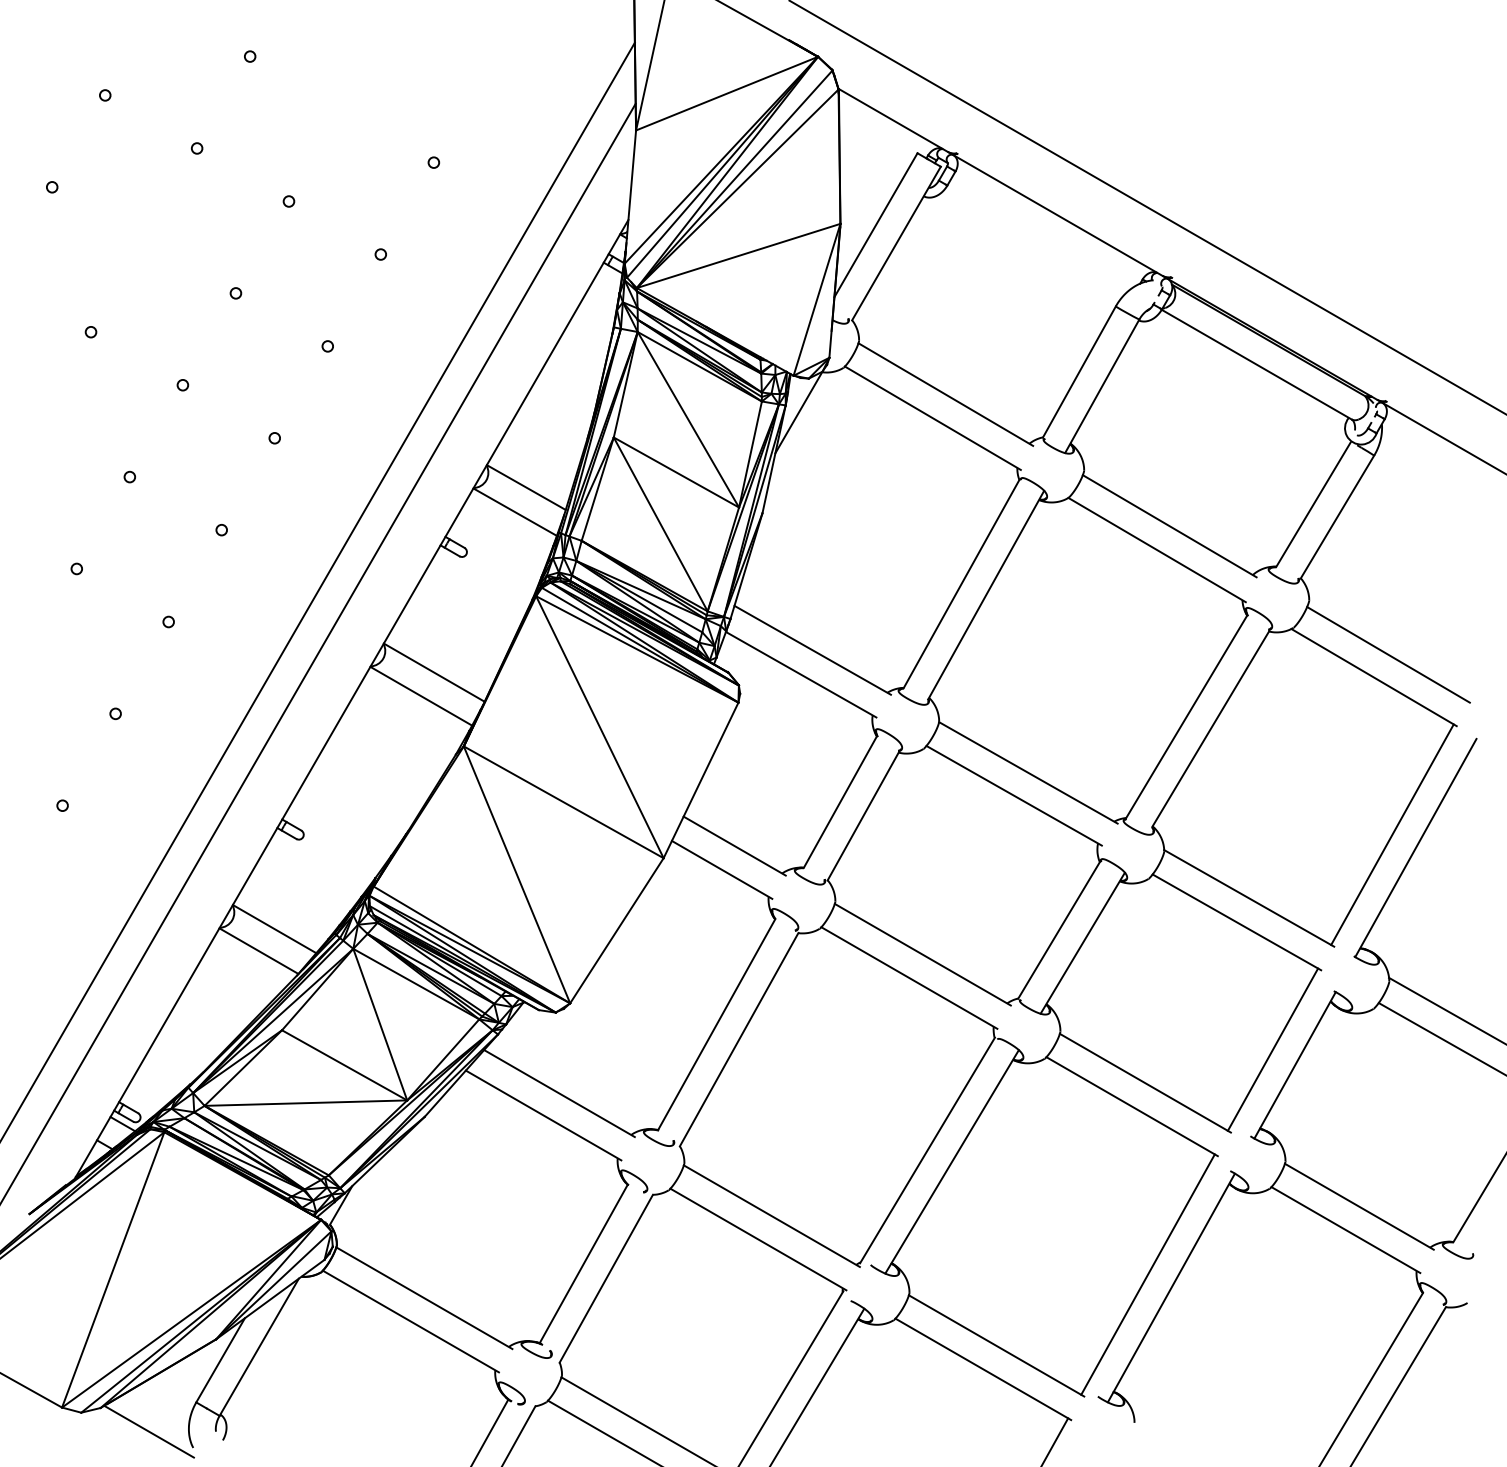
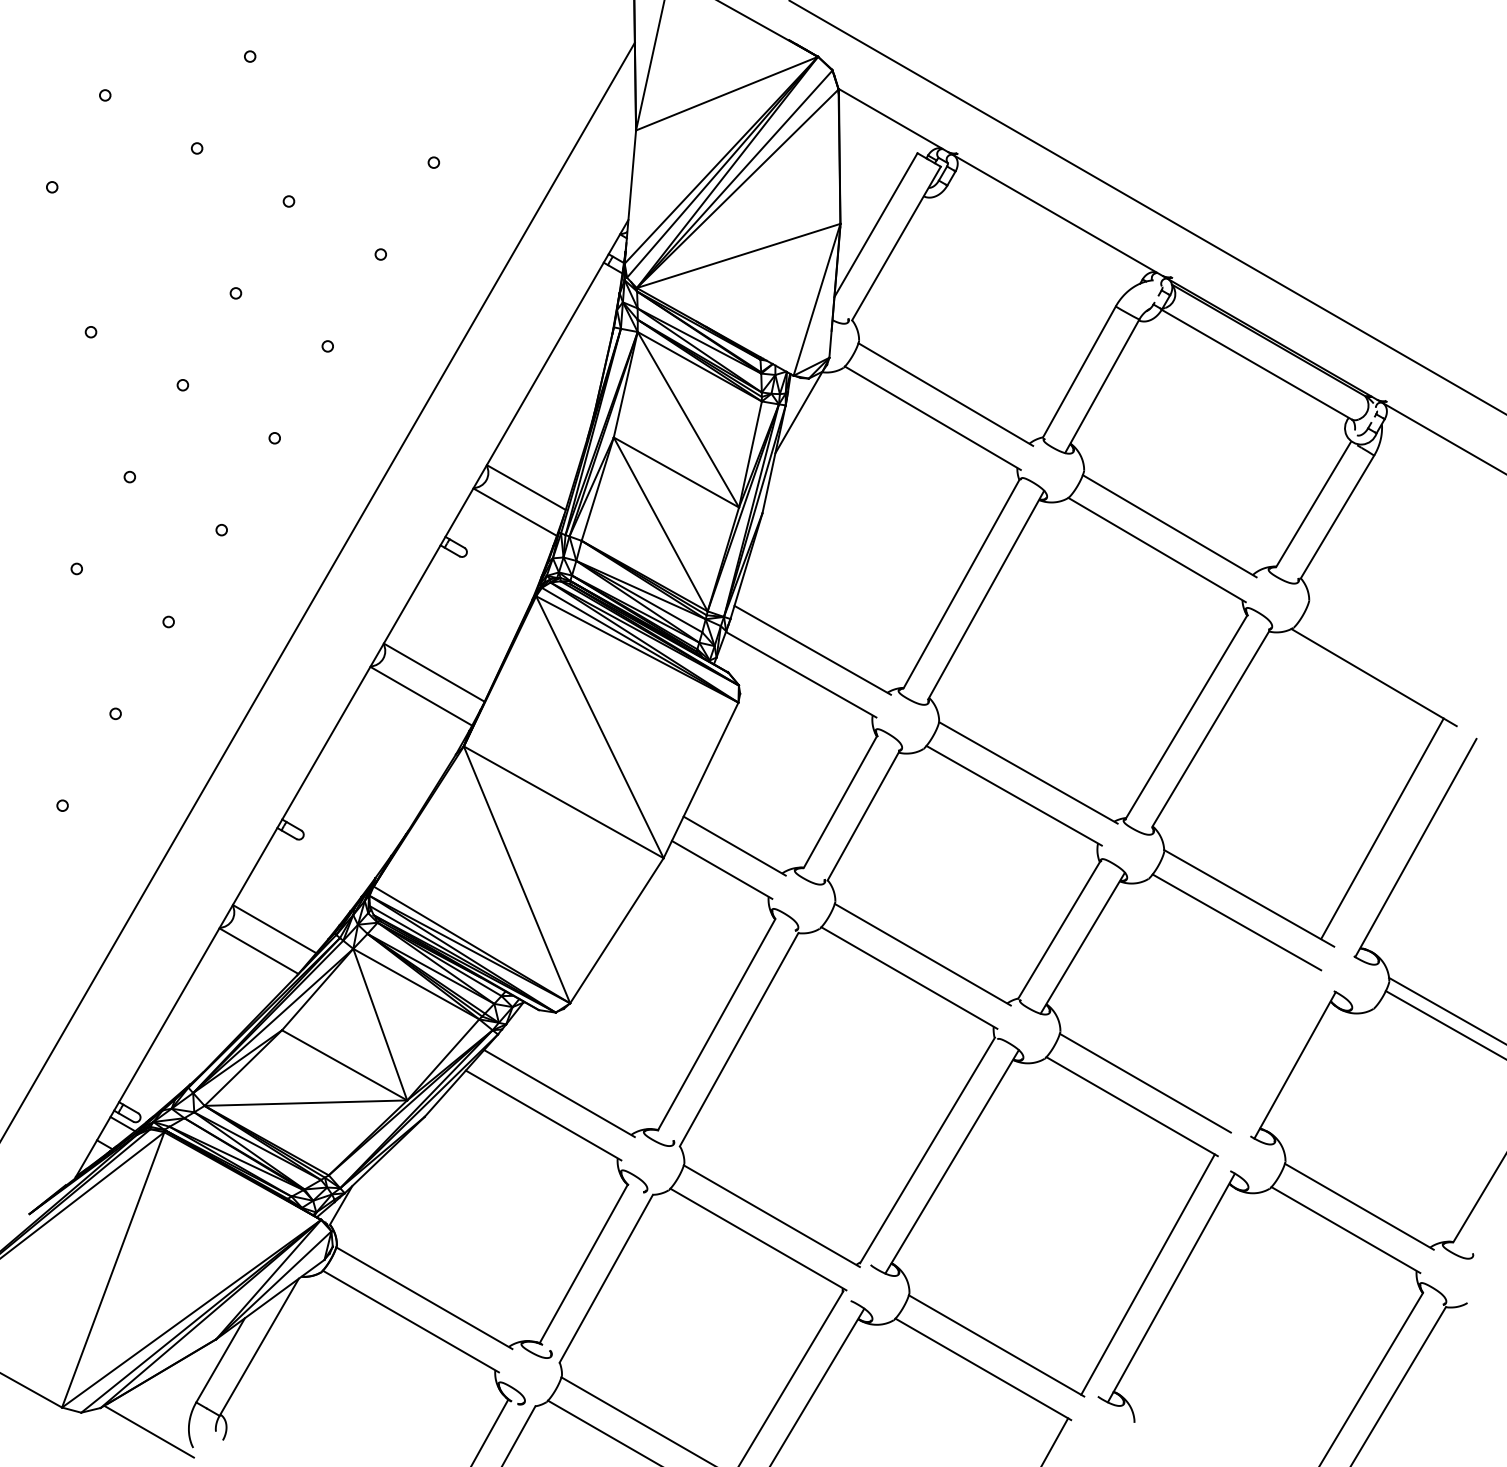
line: present -> none (318, 651)
line: present -> none (1388, 654)
line position: (1392, 834) -> (1382, 828) (1382, 828)
line position: (1440, 1038) -> (1444, 1024) (1444, 1024)
line: present -> none (1272, 1049)
